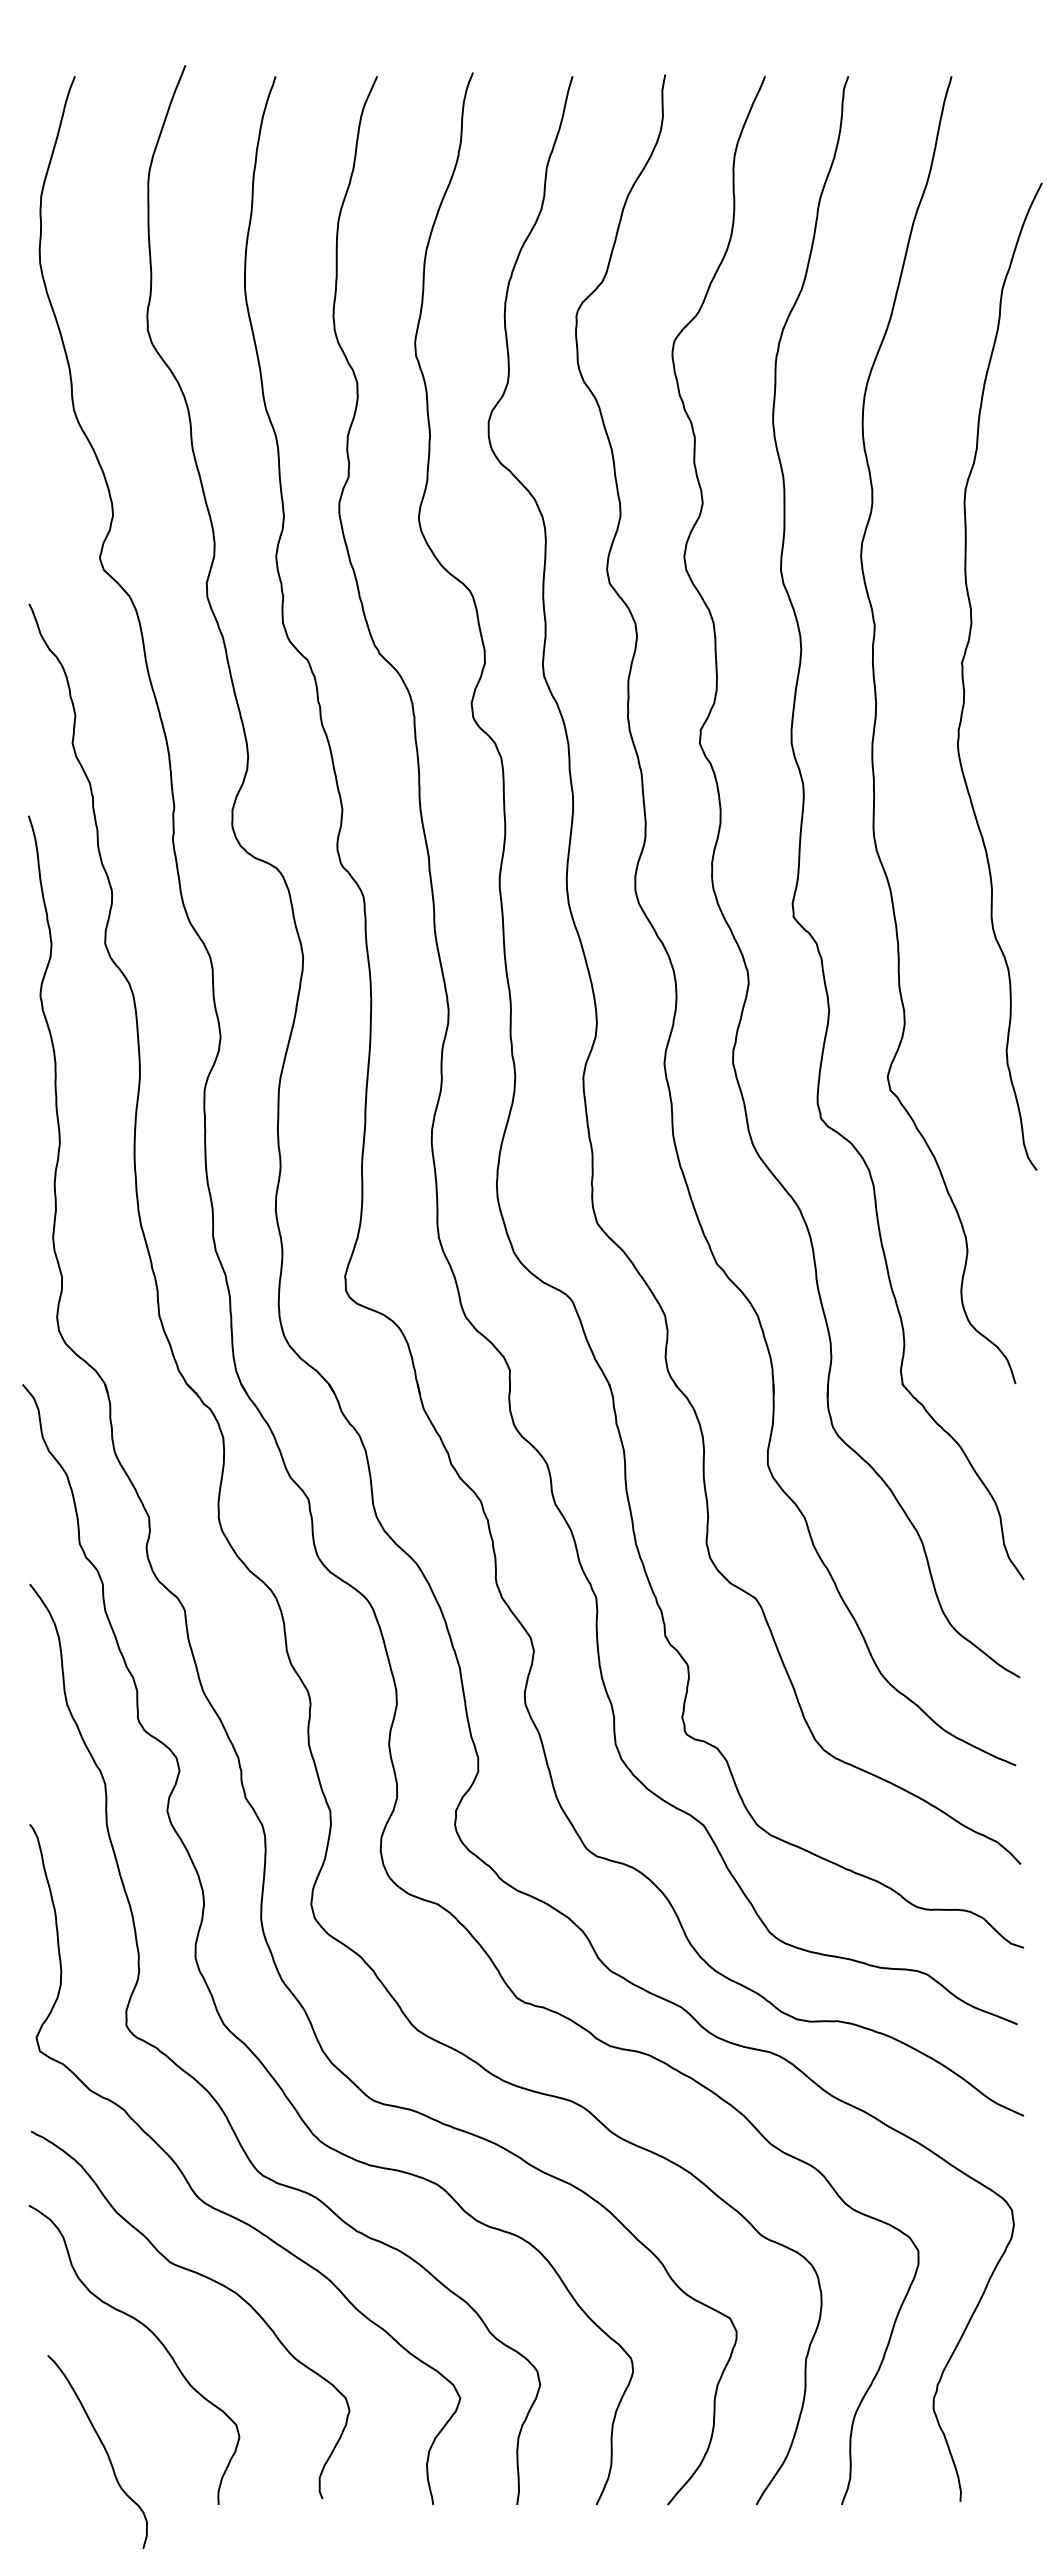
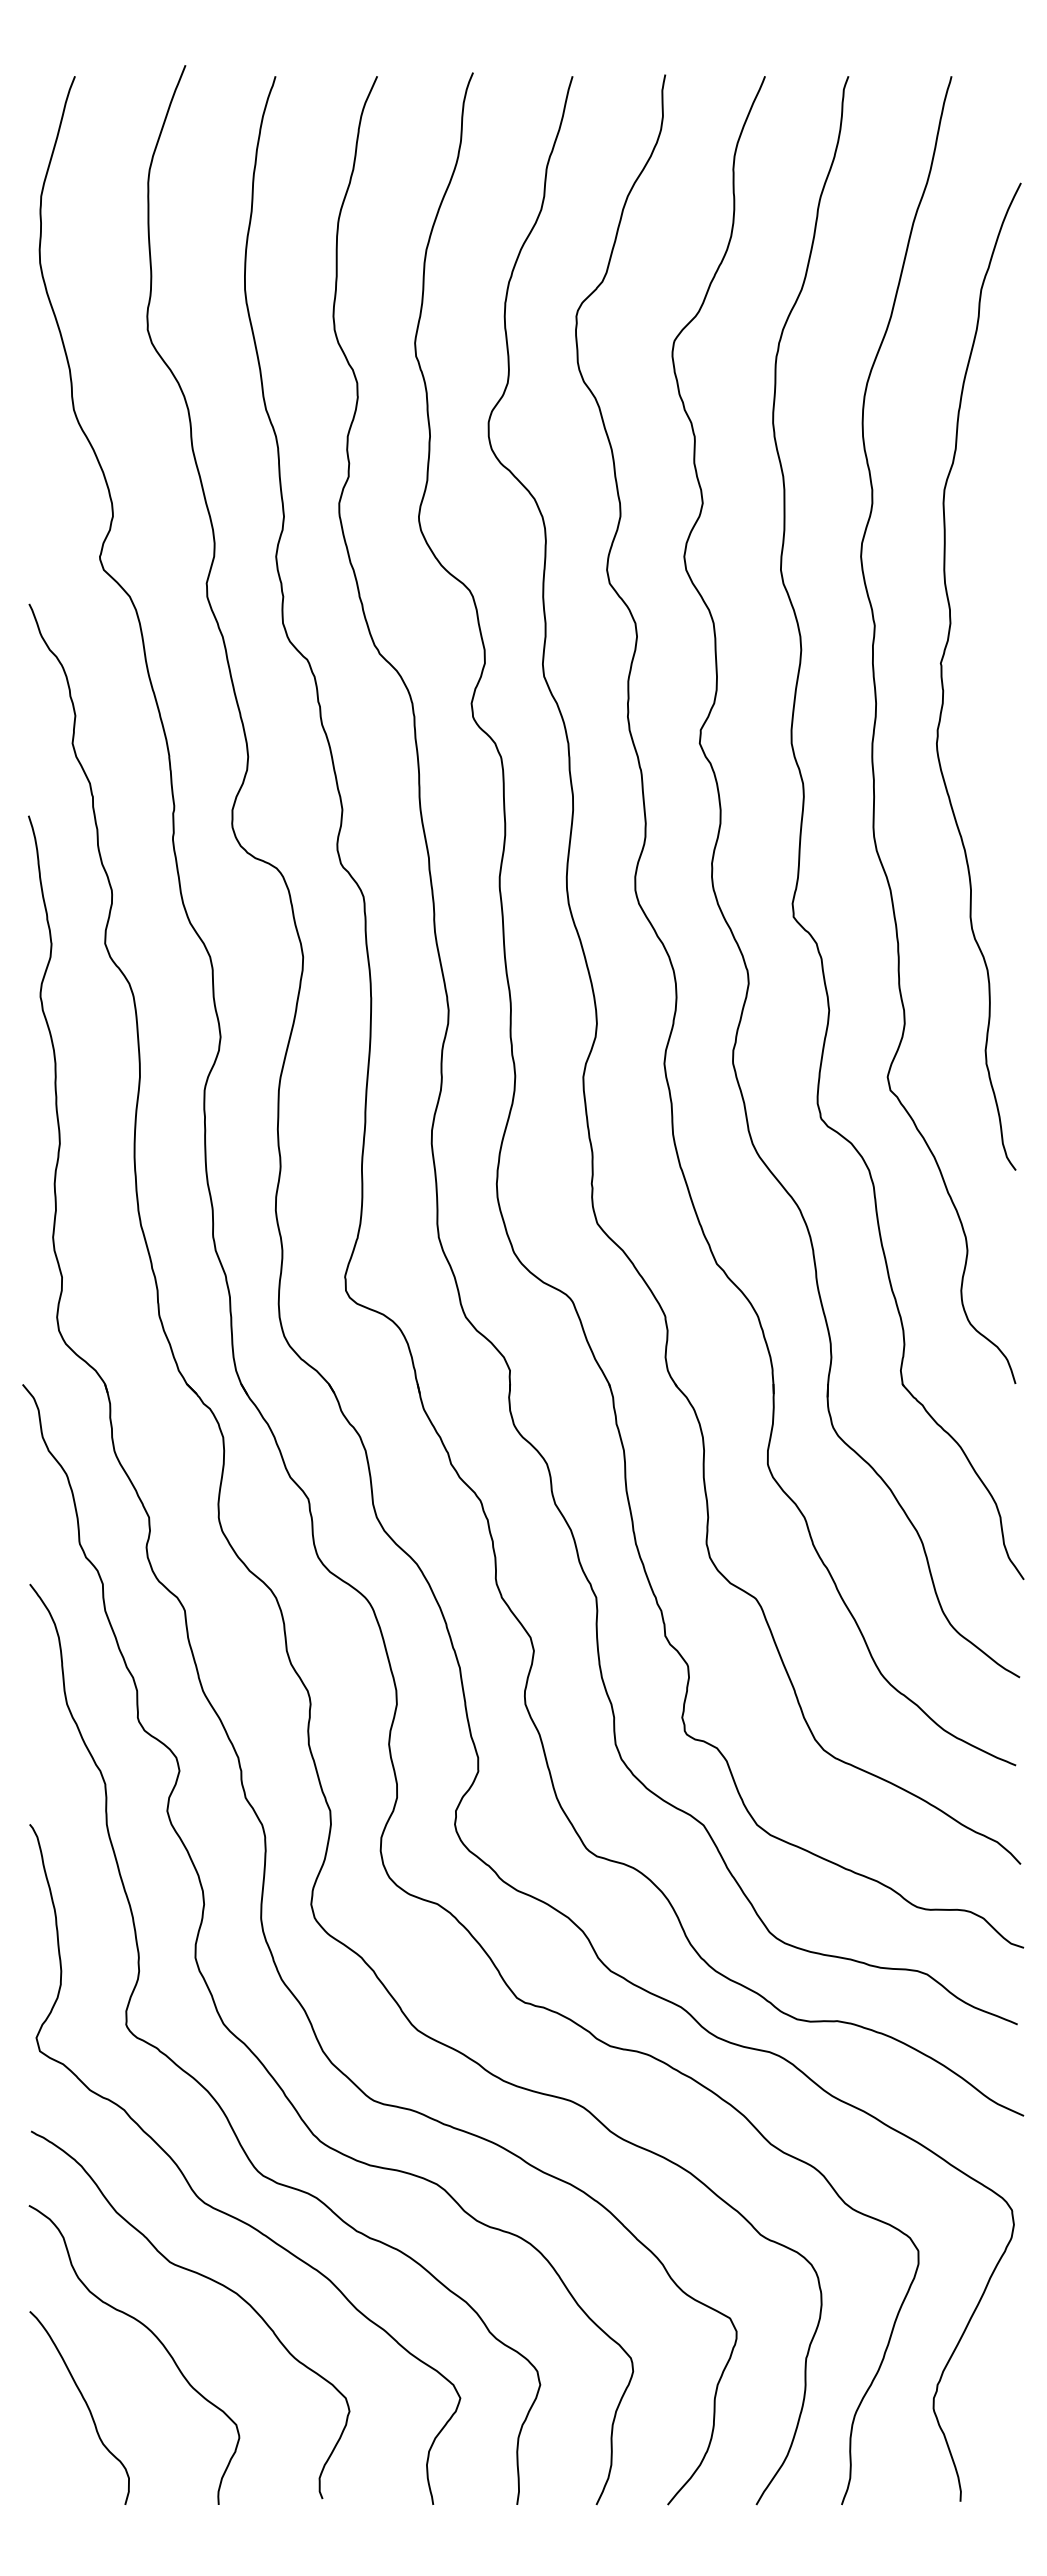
curve position: (964, 682) -> (943, 682) (943, 682)
curve position: (103, 2448) -> (85, 2404) (85, 2404)
